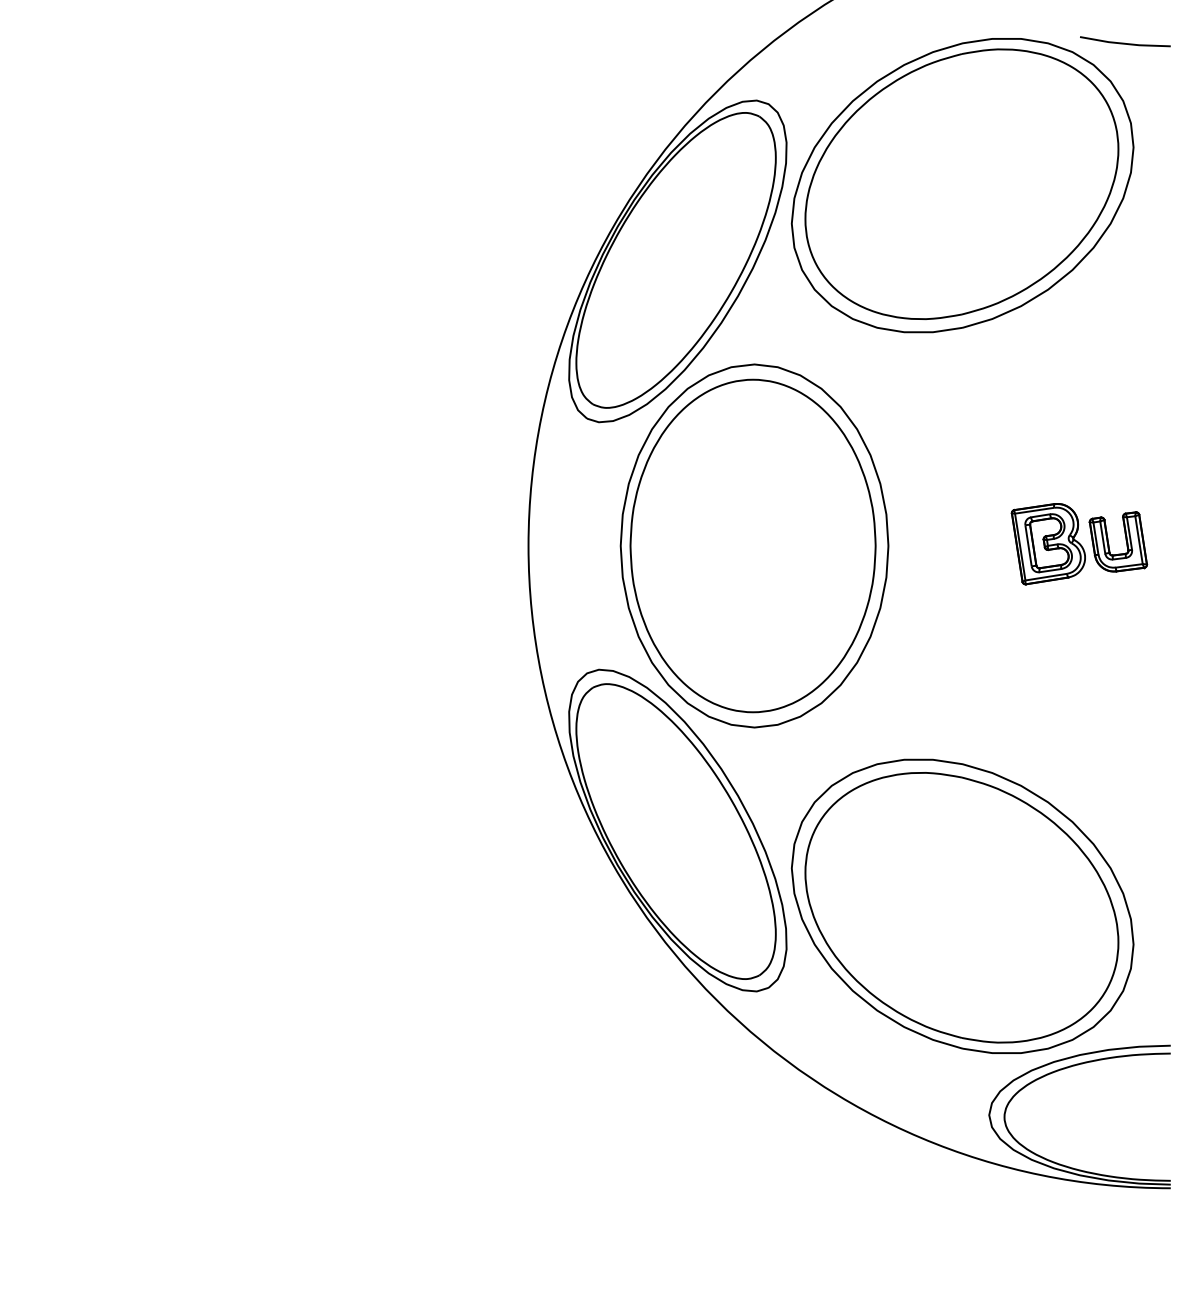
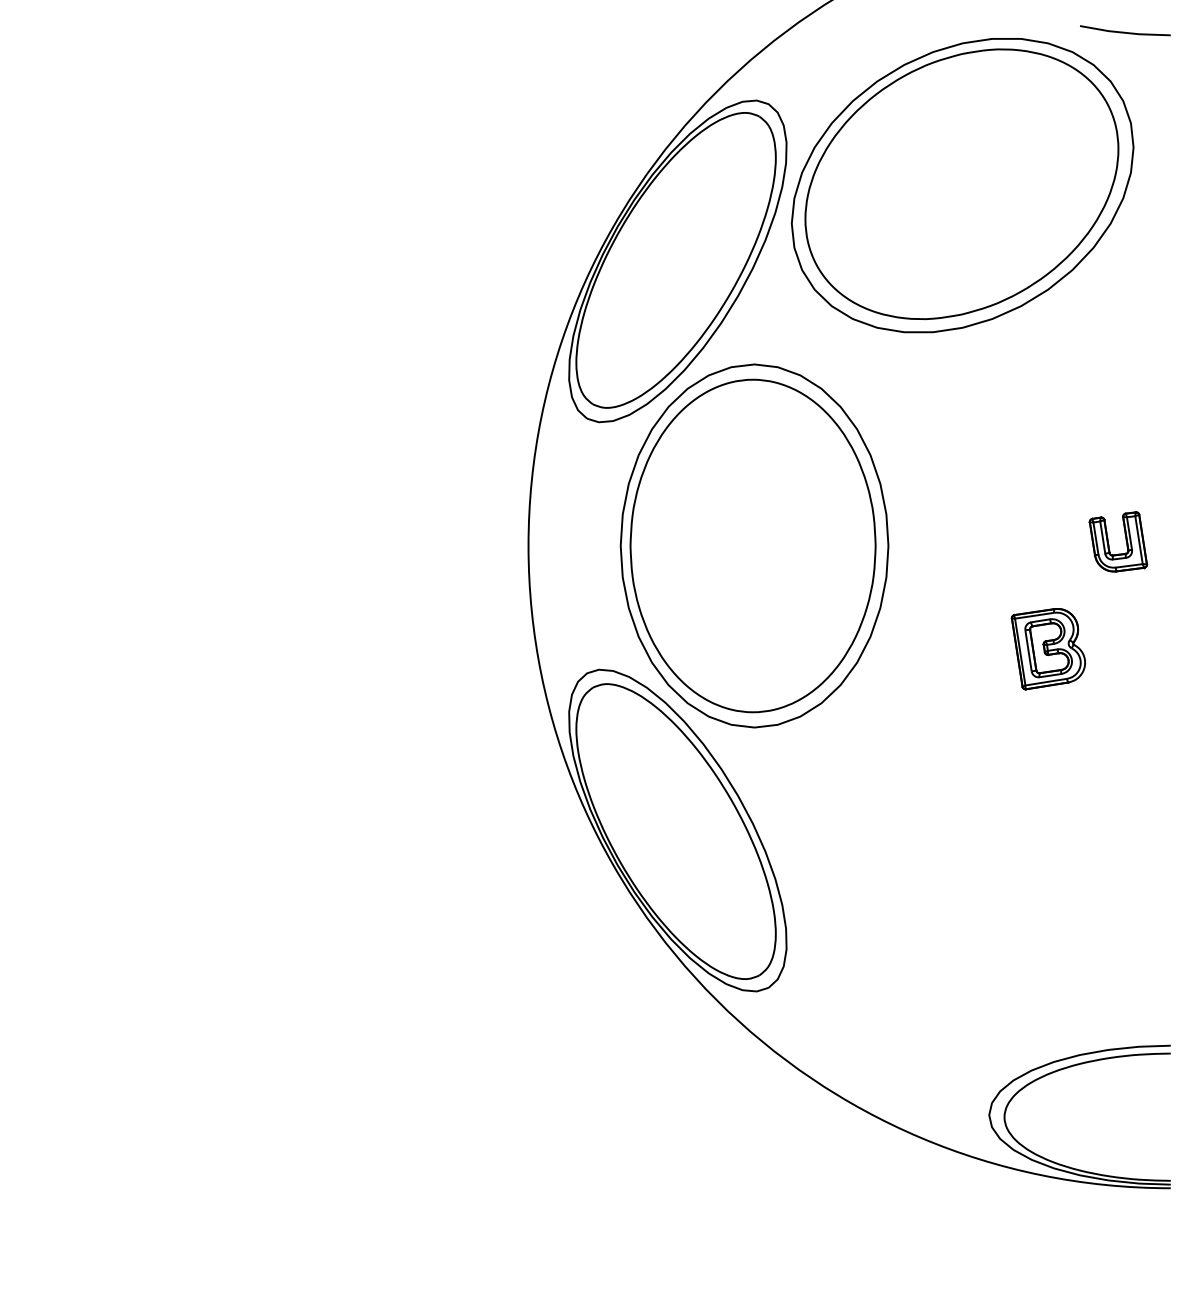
line position: (1124, 42) -> (1124, 31) (1124, 31)
part position: (1047, 544) -> (1047, 649) (1047, 649)
part: present -> none (962, 905)
